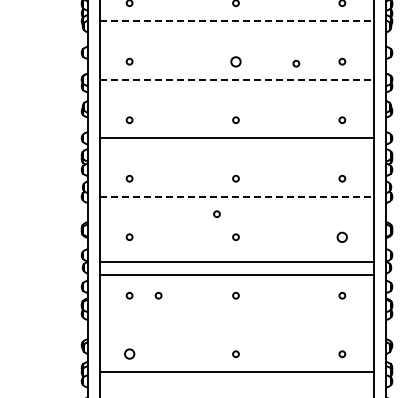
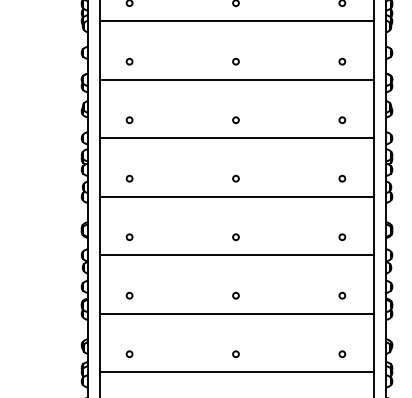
line: dashed -> solid (237, 21)
circle size: 12x12 px -> 8x9 px (235, 61)
circle: present -> none (296, 63)
line: dashed -> solid (237, 79)
line: dashed -> solid (237, 196)
circle: present -> none (216, 213)
circle size: 12x12 px -> 9x8 px (342, 236)
line position: (236, 262) -> (236, 255) (236, 255)
line position: (236, 274) -> (236, 313) (236, 313)
circle: present -> none (158, 295)
circle size: 12x12 px -> 9x9 px (129, 354)
